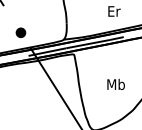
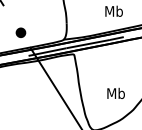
text: Er -> Mb (113, 10)
text position: (115, 83) -> (115, 92) (115, 92)
